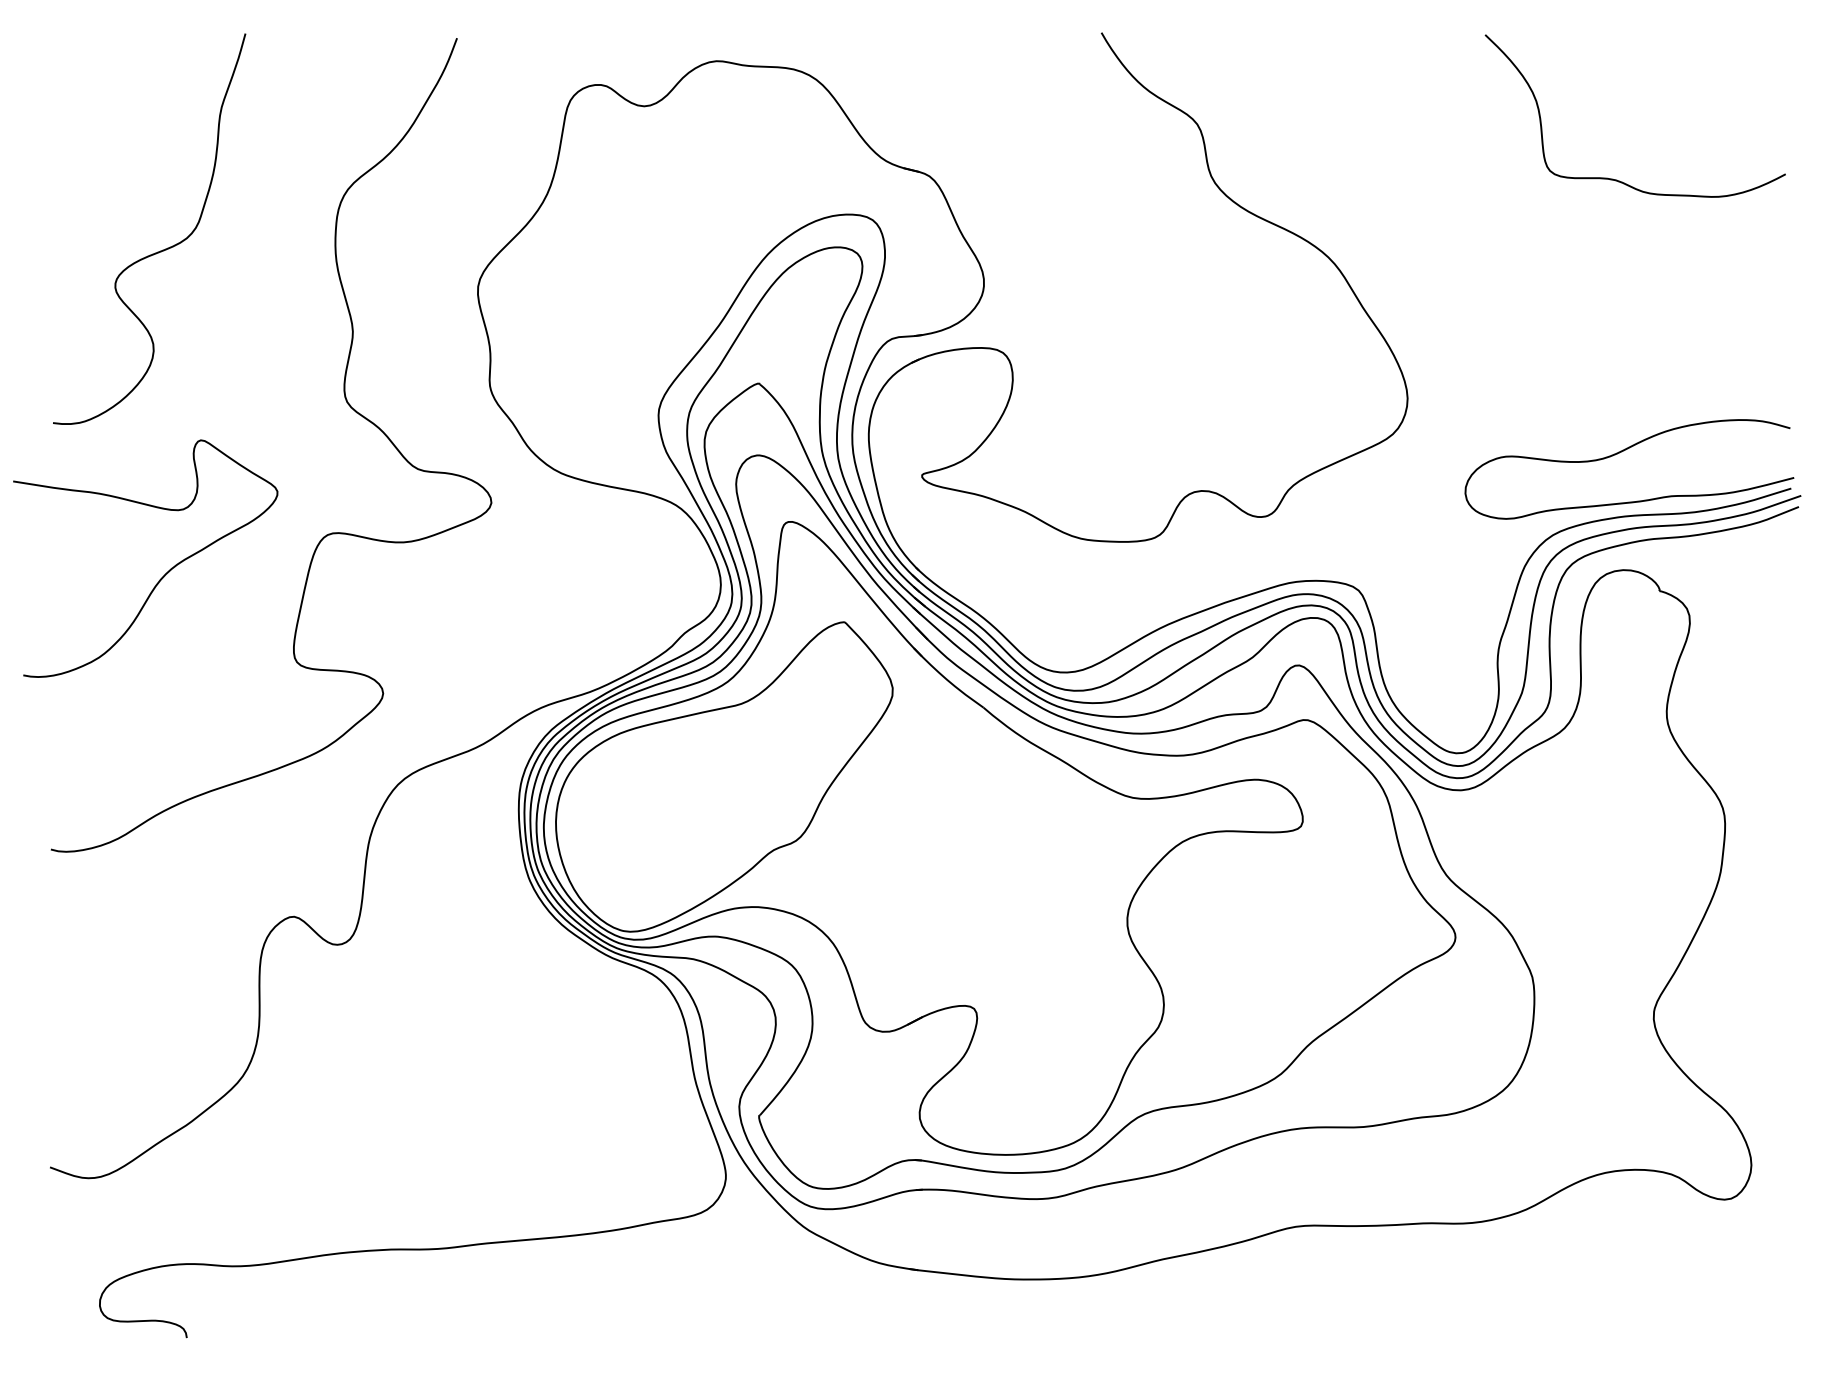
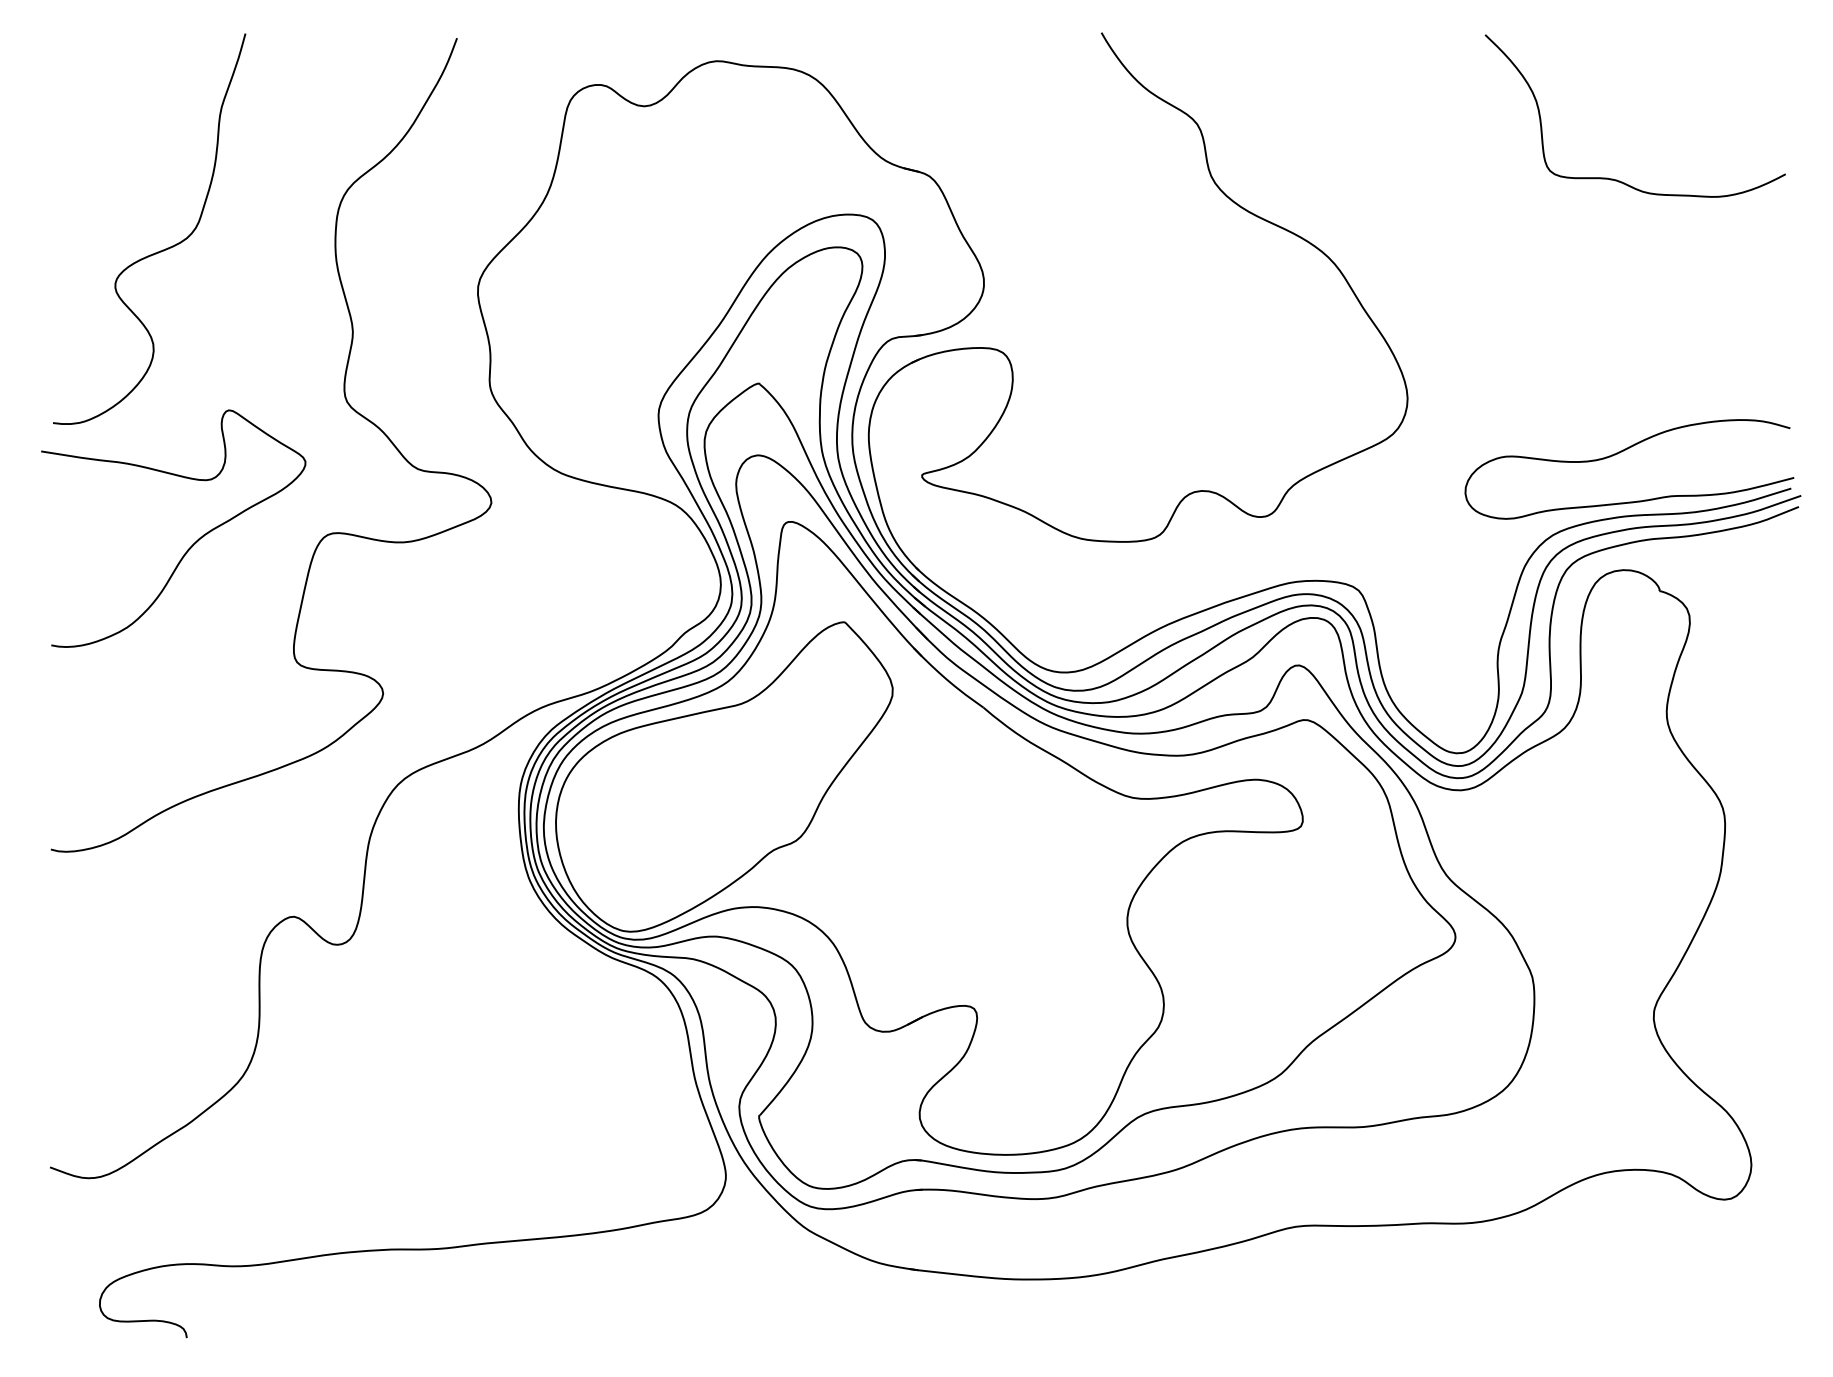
curve position: (163, 575) -> (191, 545) (191, 545)
